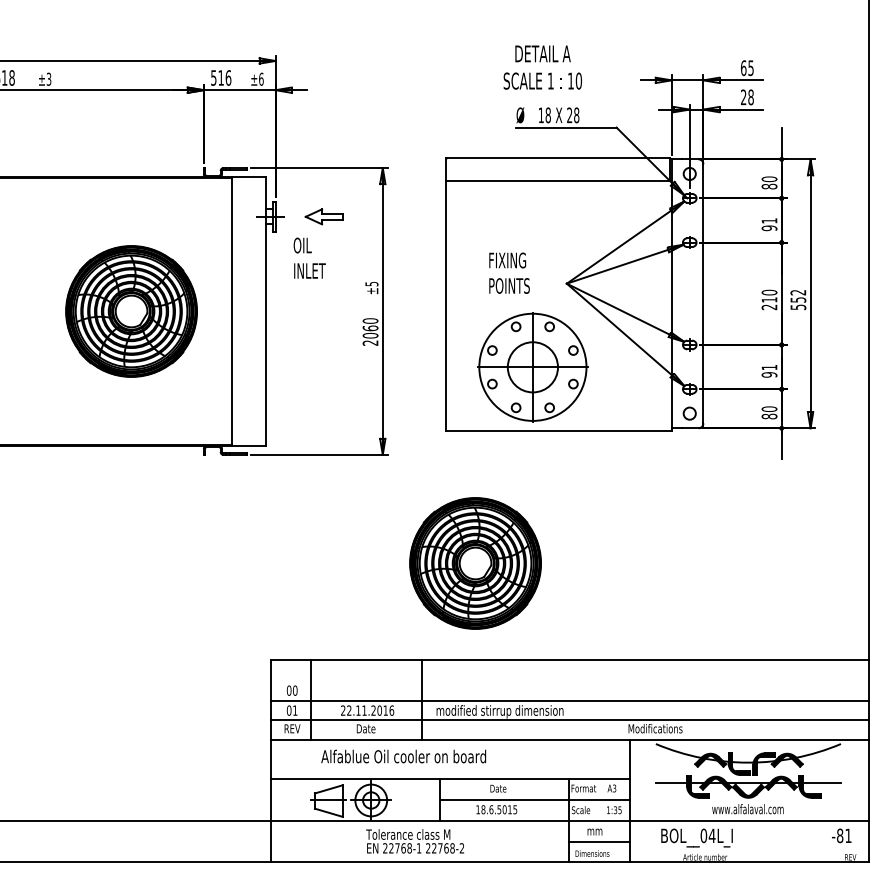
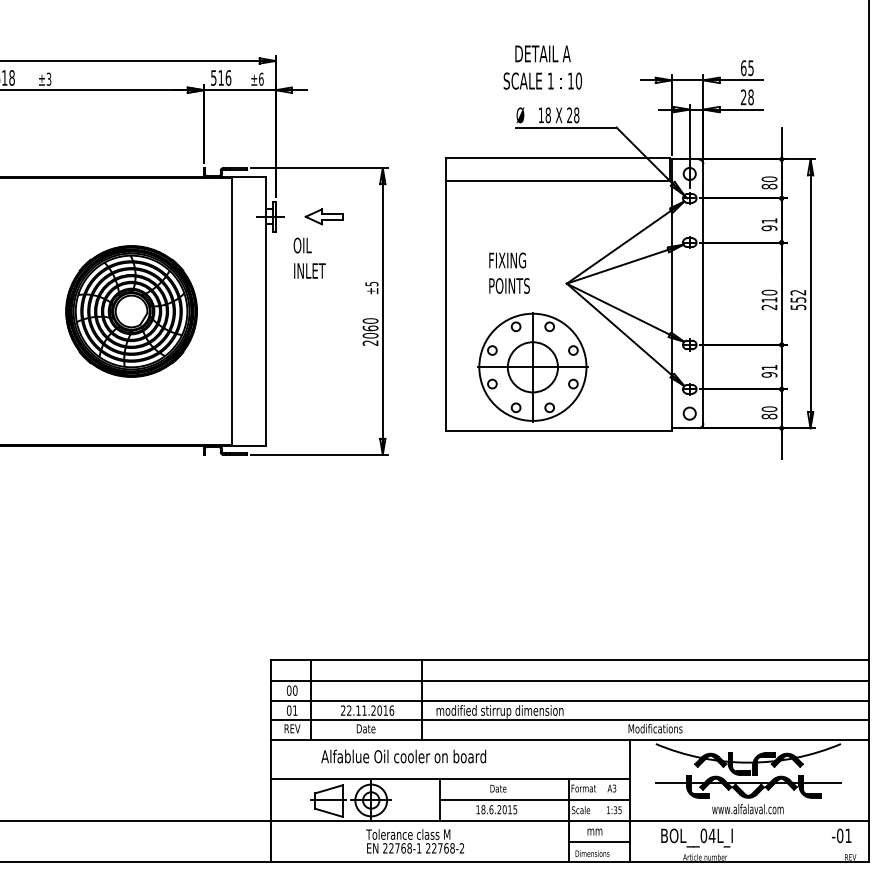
part: present -> none (475, 563)
line: none -> present (569, 680)
text: 18.6.5015 -> 18.6.2015 (499, 809)
text: -81 -> -01 (840, 835)
